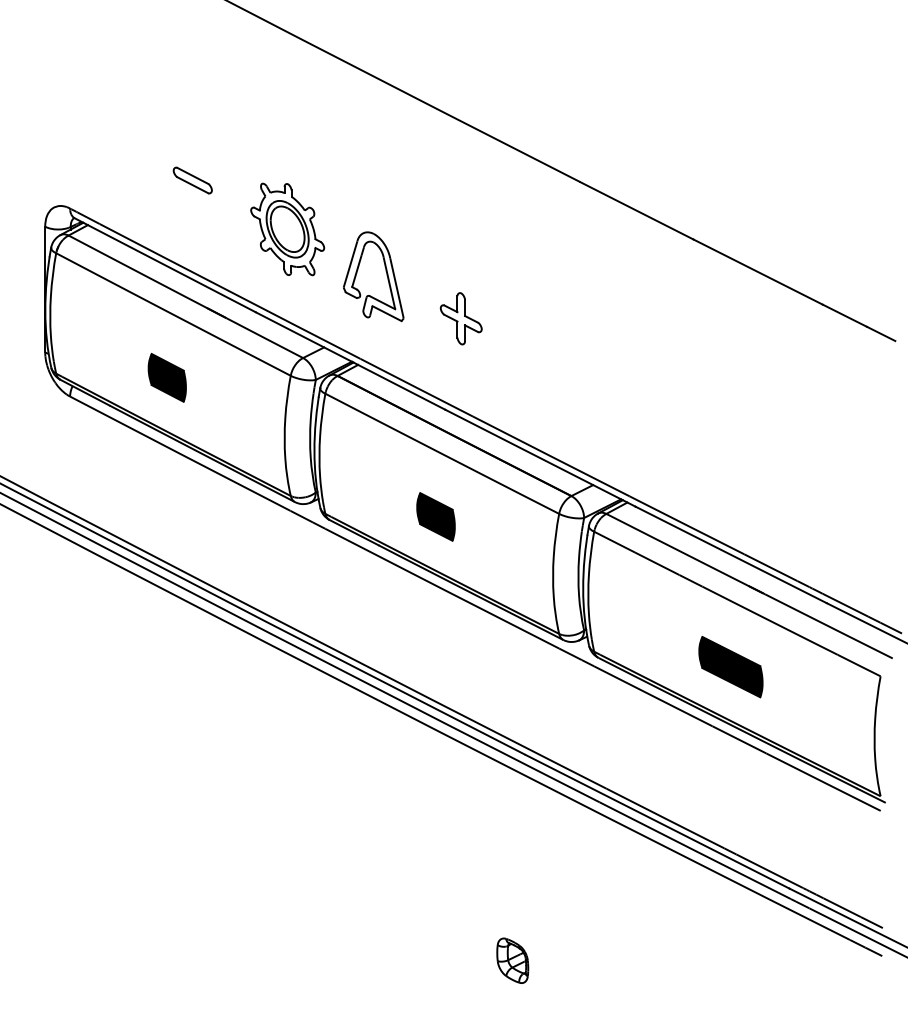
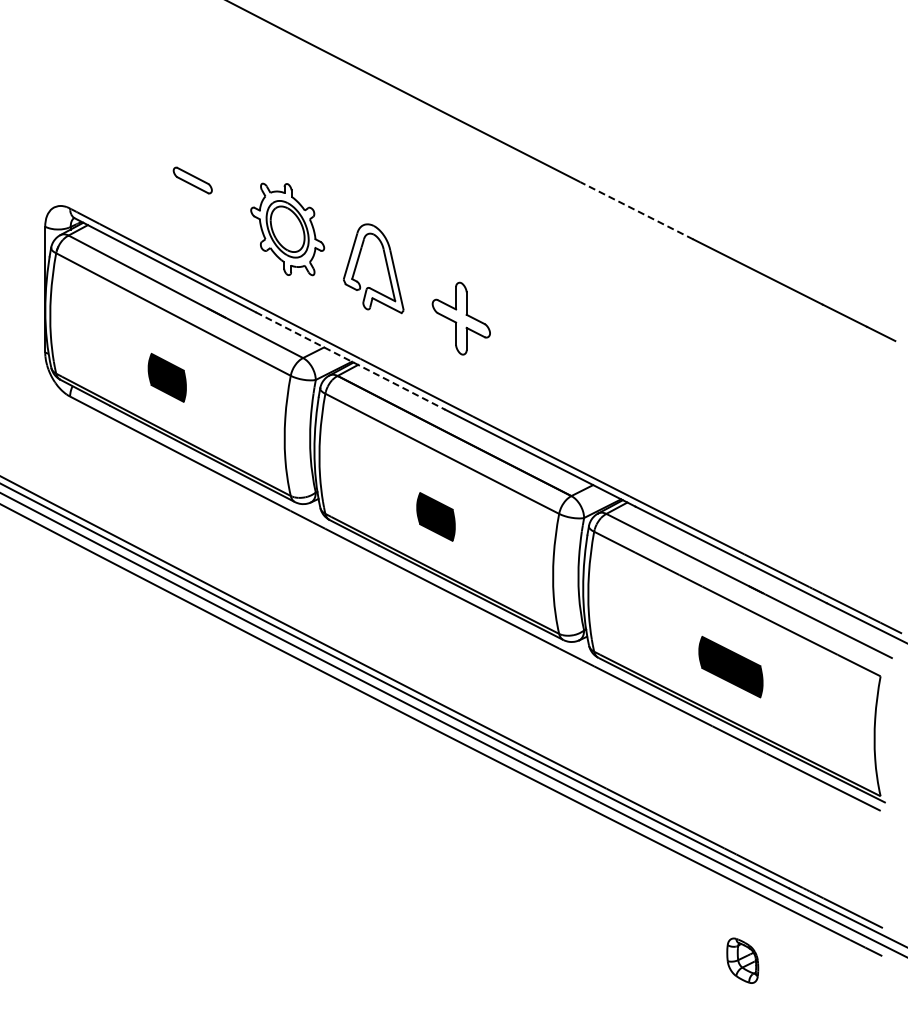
line: solid -> dashed (636, 210)
part position: (385, 271) -> (385, 263) (385, 263)
part size: 44x54 px -> 60x75 px (460, 318)
line: solid -> dashed (350, 361)
part position: (512, 960) -> (742, 960) (742, 960)
